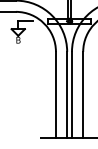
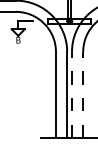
line: solid -> dashed (71, 94)
line: solid -> dashed (83, 94)
